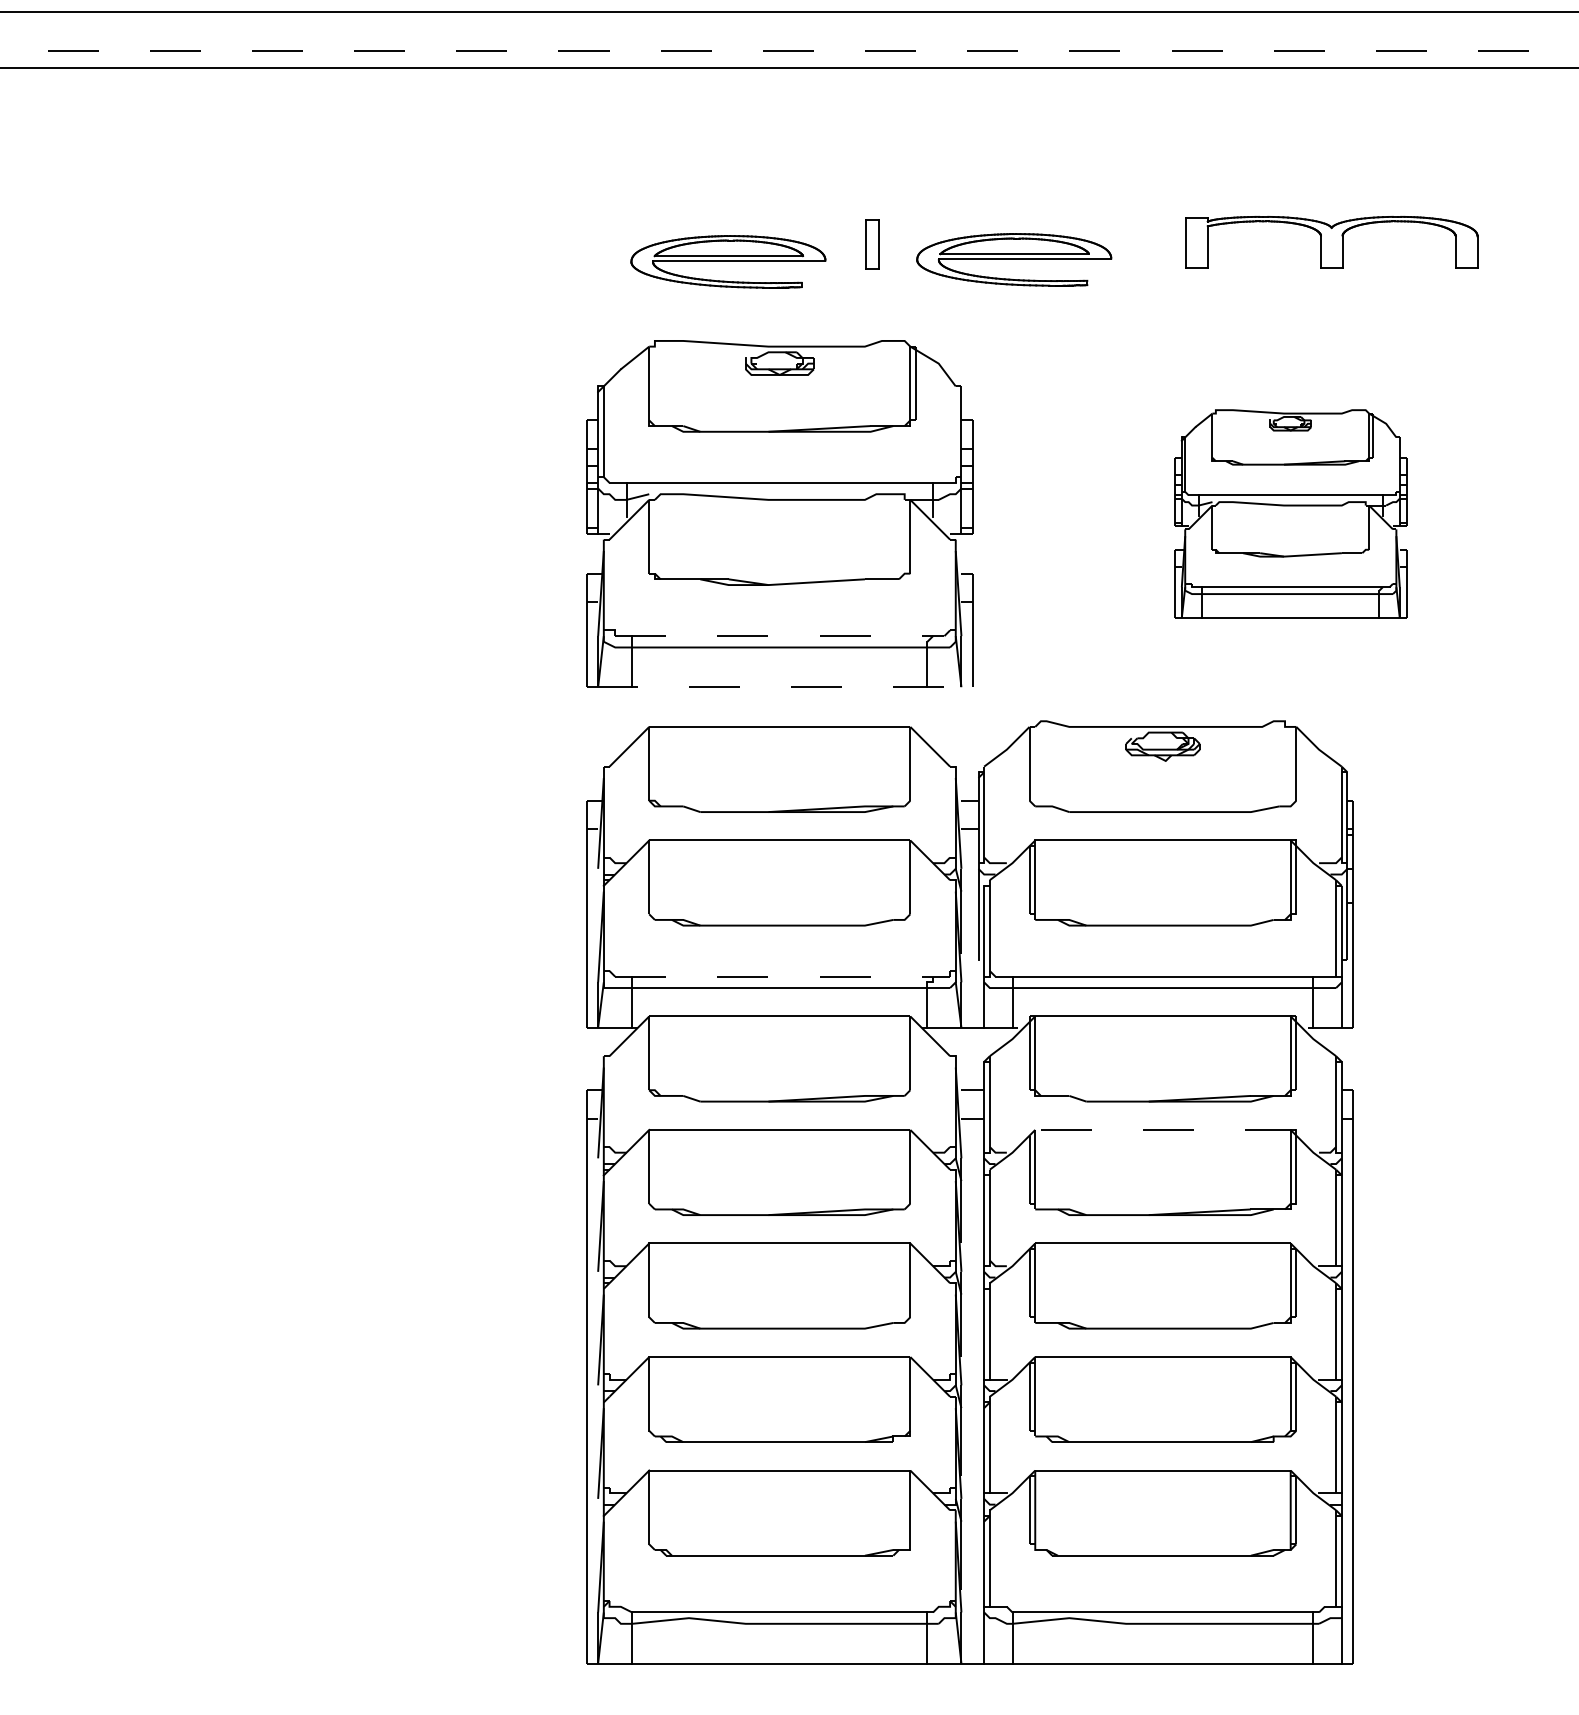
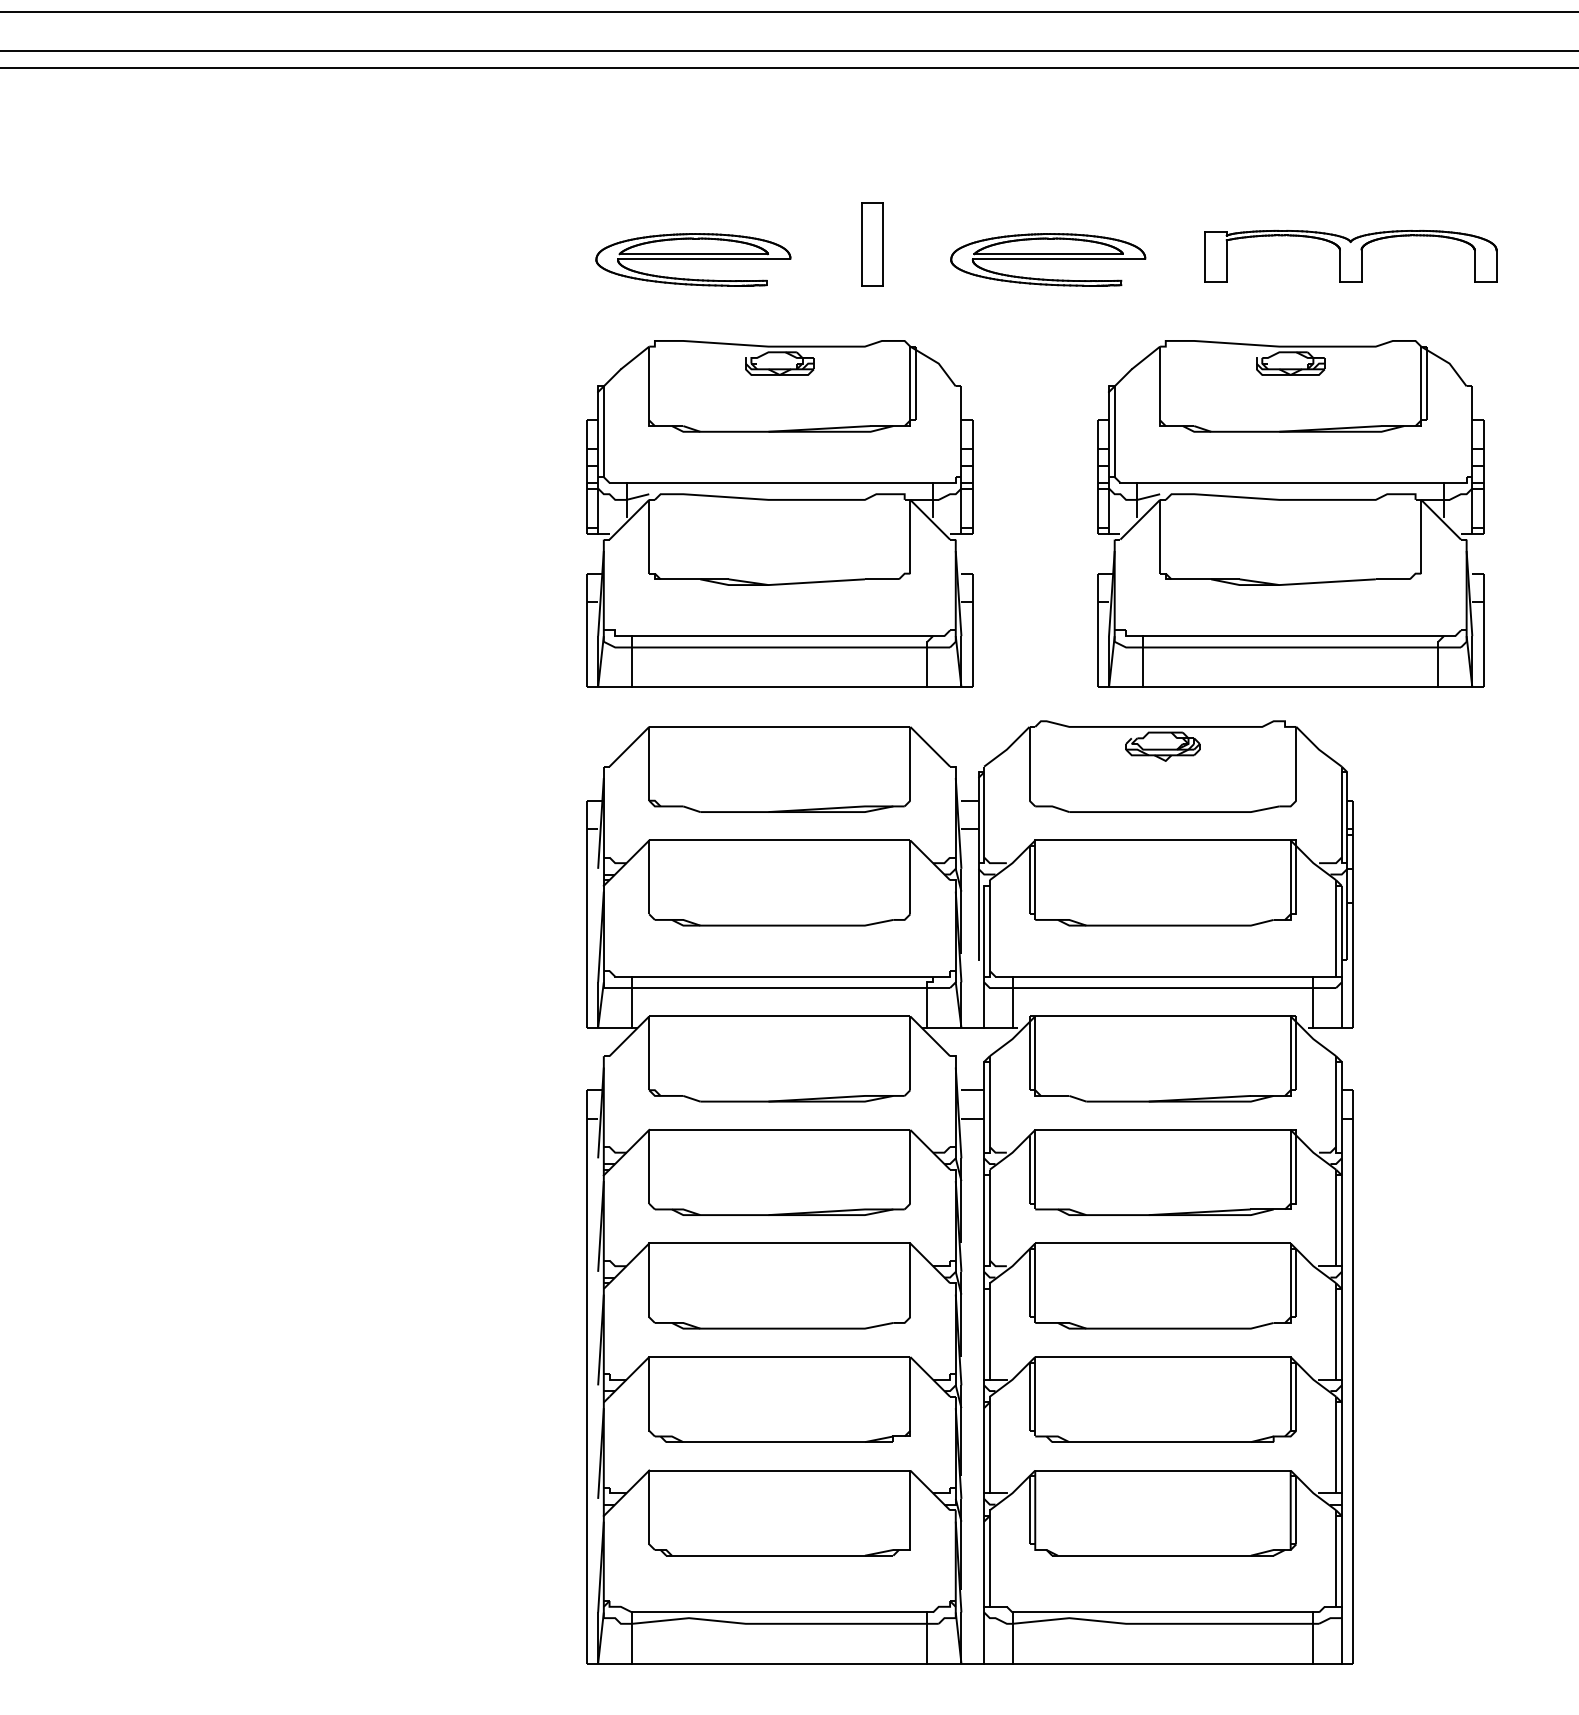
line: dashed -> solid (789, 51)
part position: (1331, 242) -> (1350, 256) (1350, 256)
part size: 15x51 px -> 23x85 px (872, 244)
part position: (1014, 259) -> (1048, 259) (1048, 259)
part position: (728, 261) -> (693, 259) (693, 259)
part size: 234x210 px -> 388x348 px (1290, 513)
line: dashed -> solid (779, 636)
line: dashed -> solid (780, 687)
line: dashed -> solid (783, 976)
line: dashed -> solid (1165, 1129)
